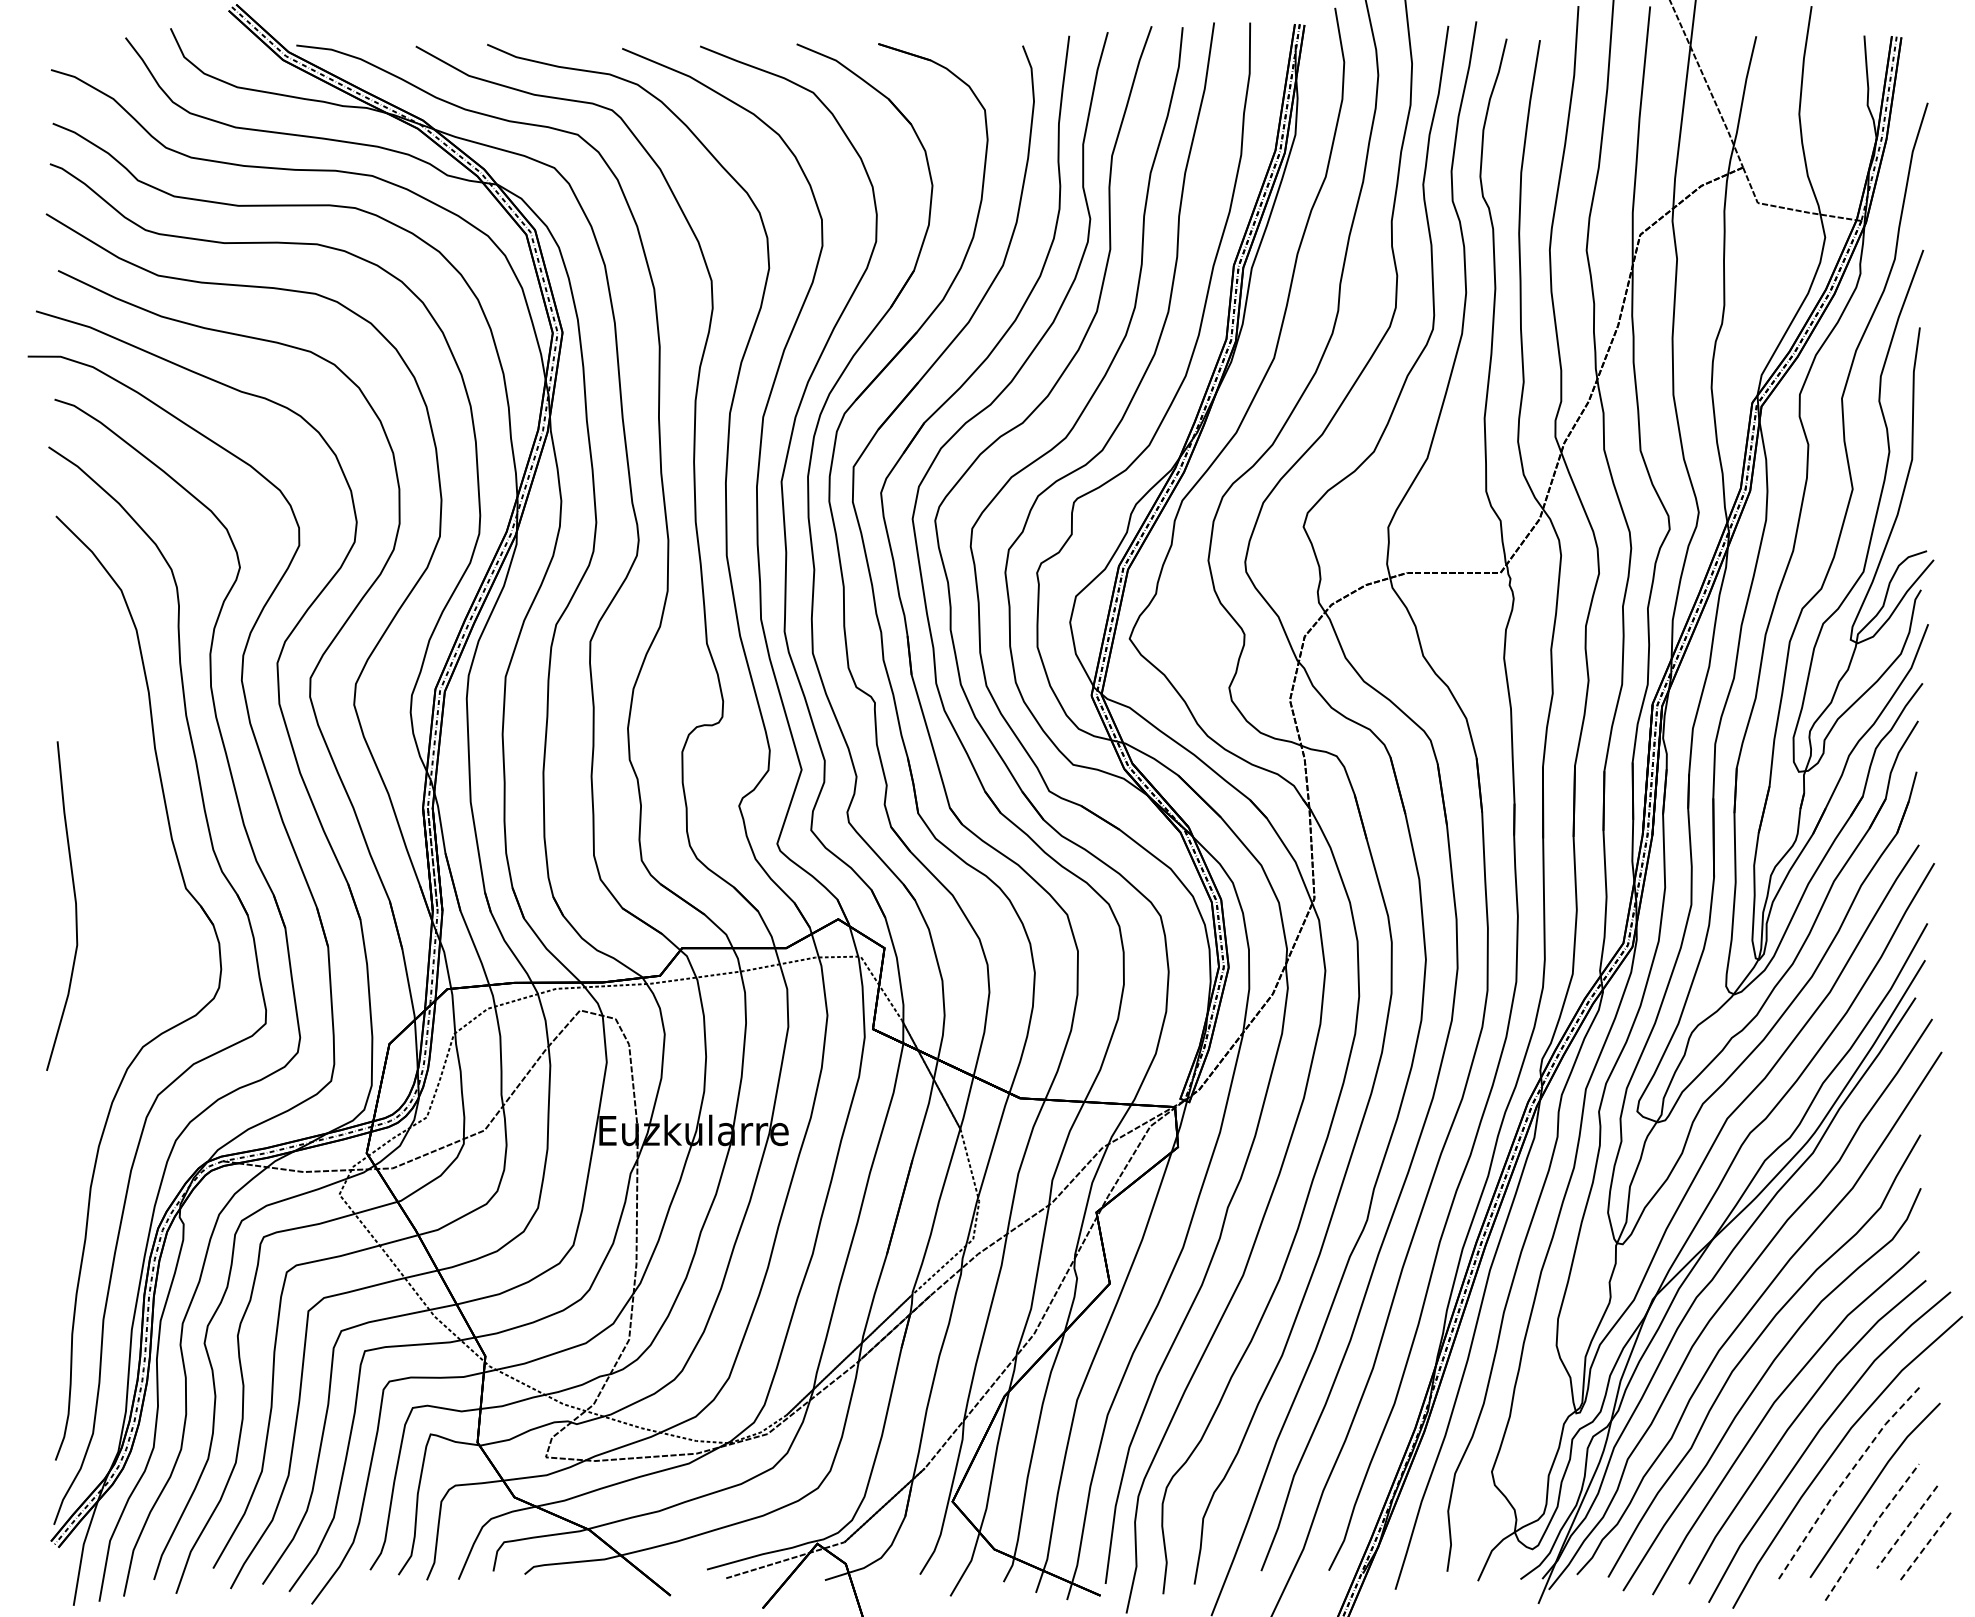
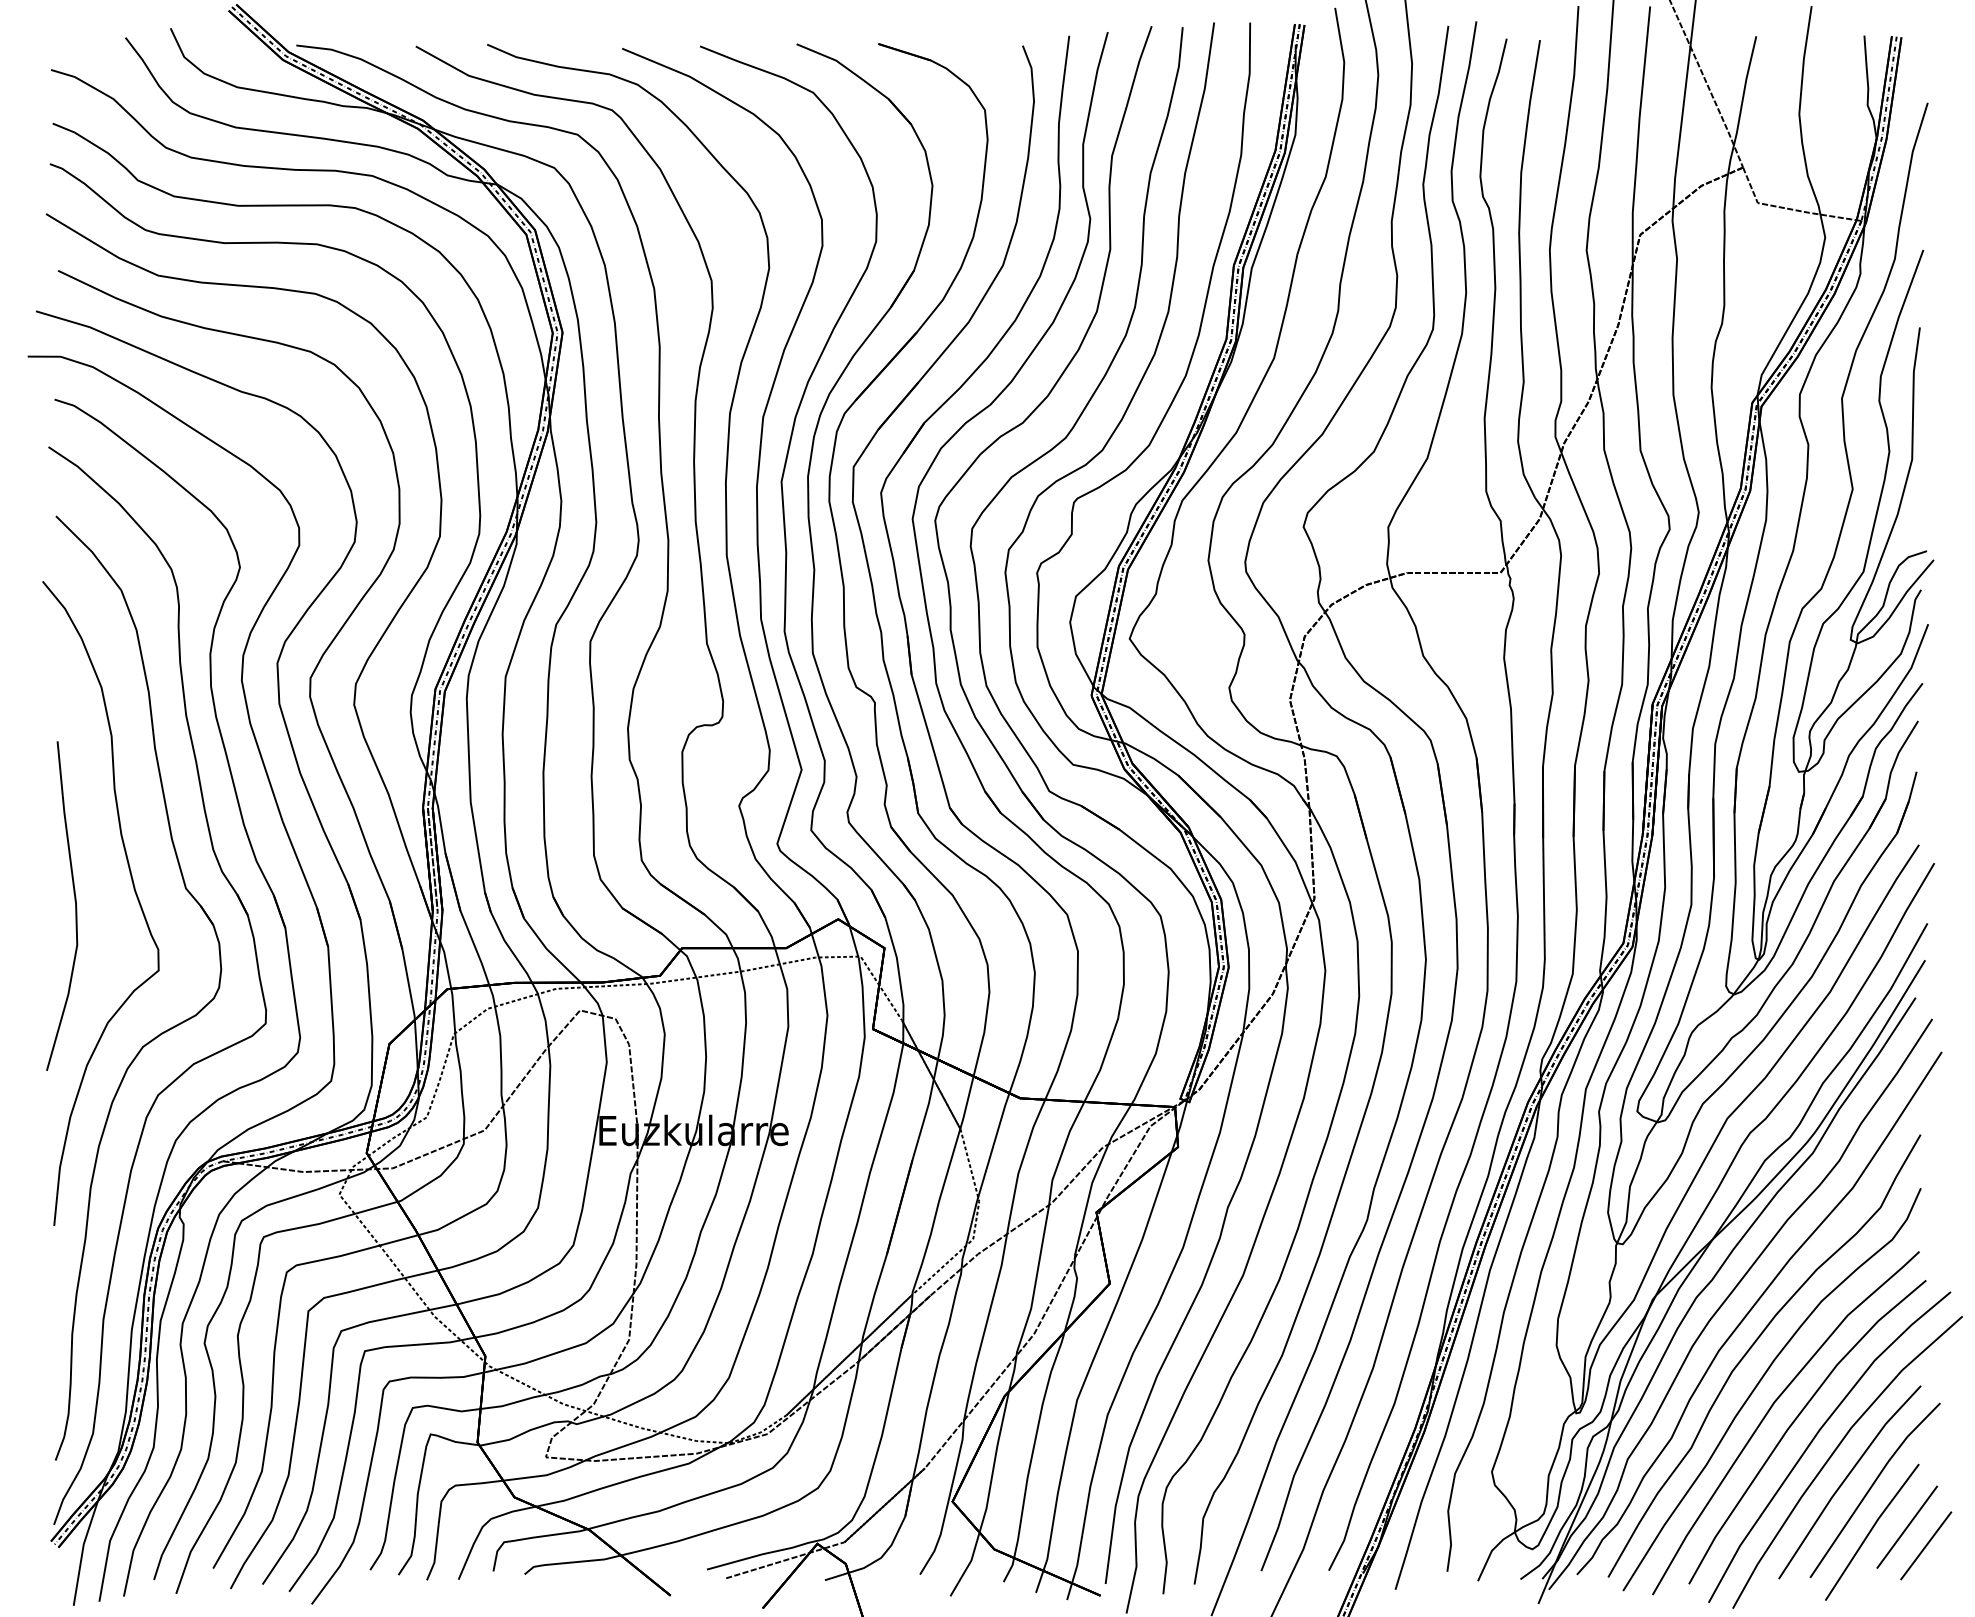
curve: none -> present (134, 892)
line: dashed -> solid (1845, 1479)
line: dashed -> solid (1906, 1527)
line: dashed -> solid (1870, 1530)
line: dashed -> solid (1926, 1545)
